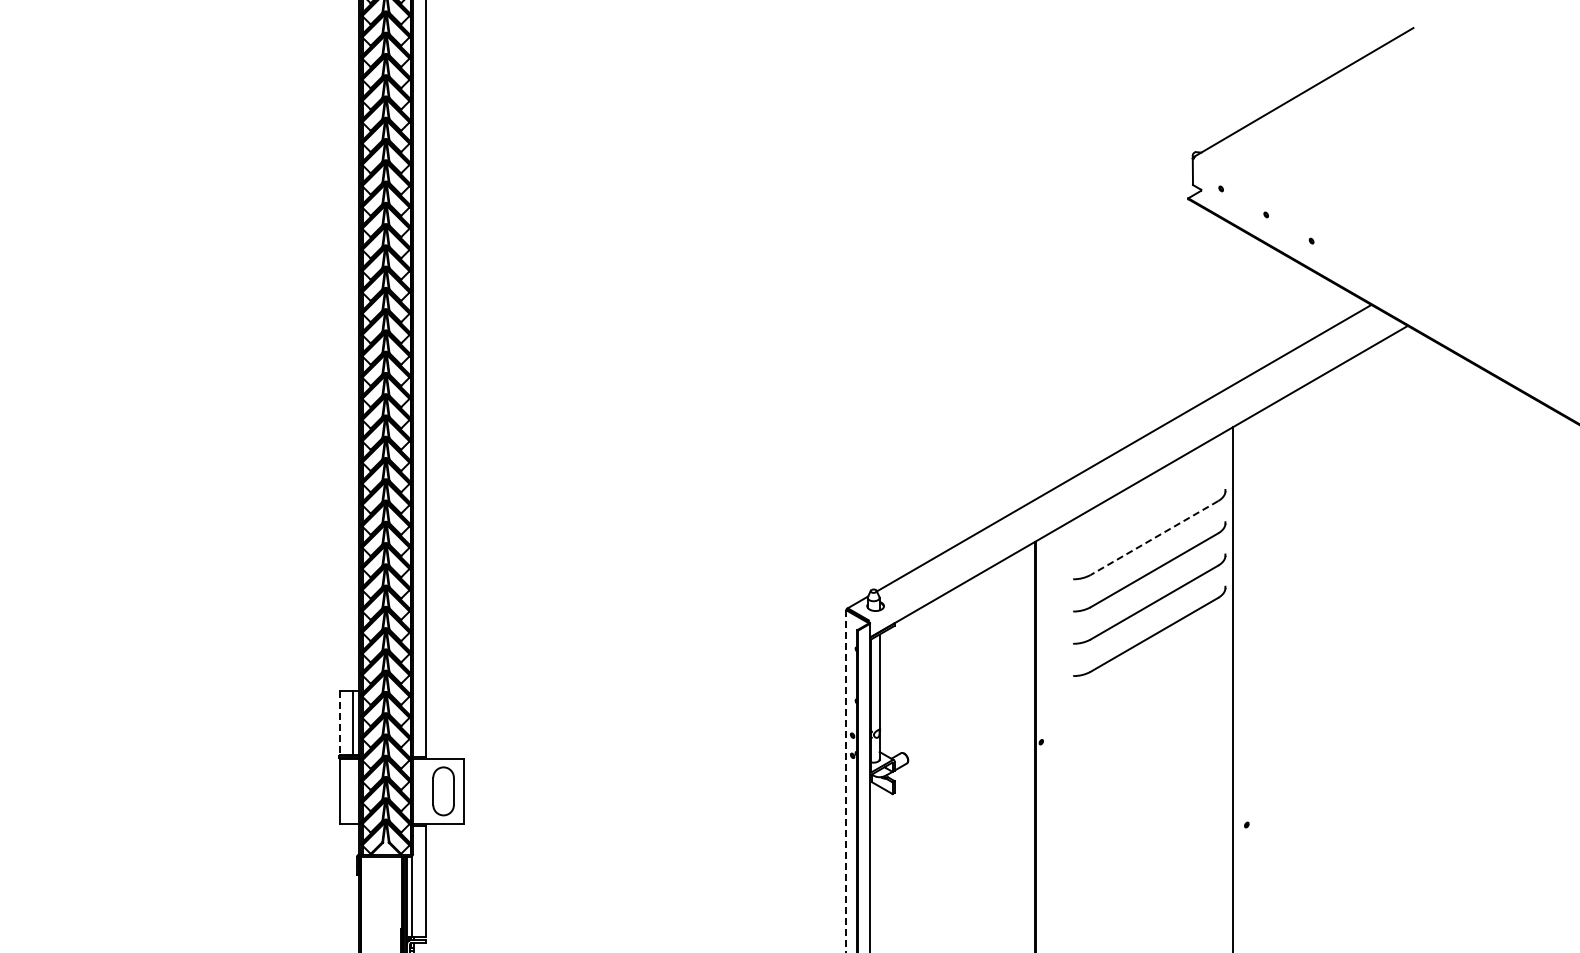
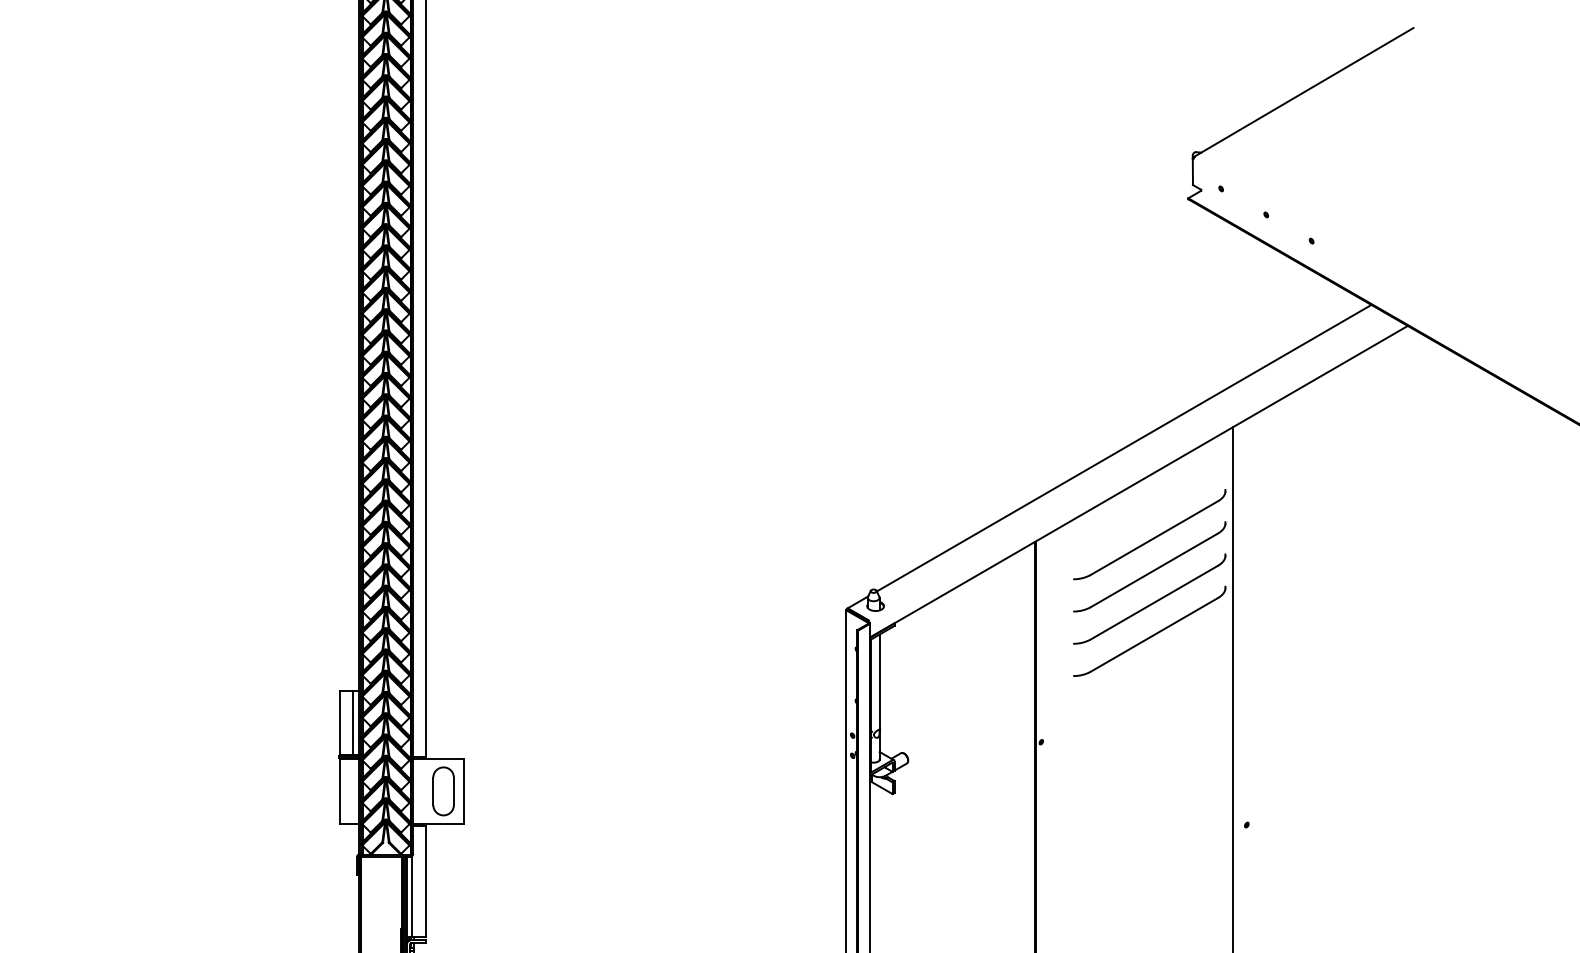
line: dashed -> solid (1154, 538)
line: dashed -> solid (340, 723)
line: dashed -> solid (846, 781)
